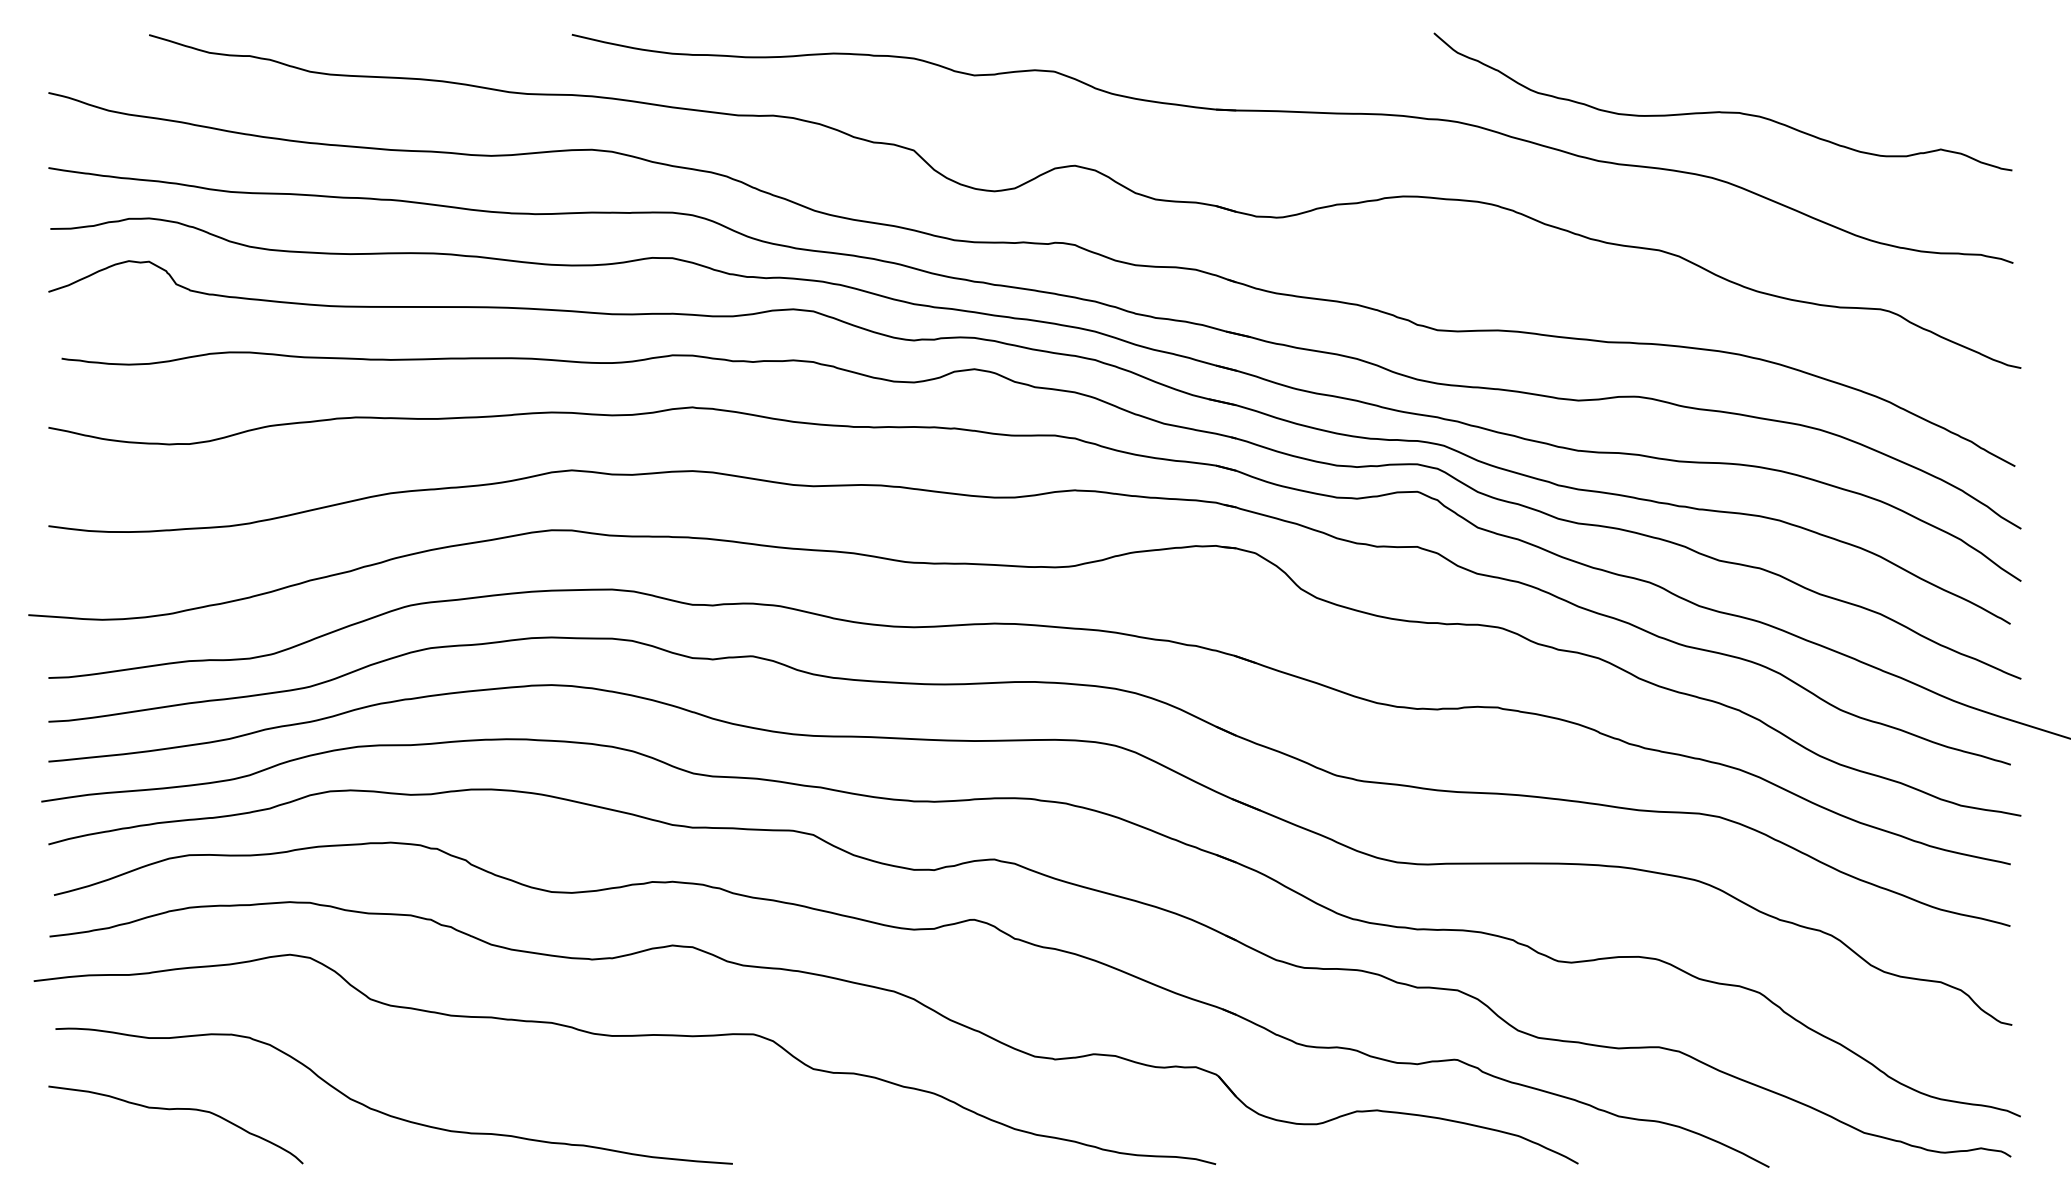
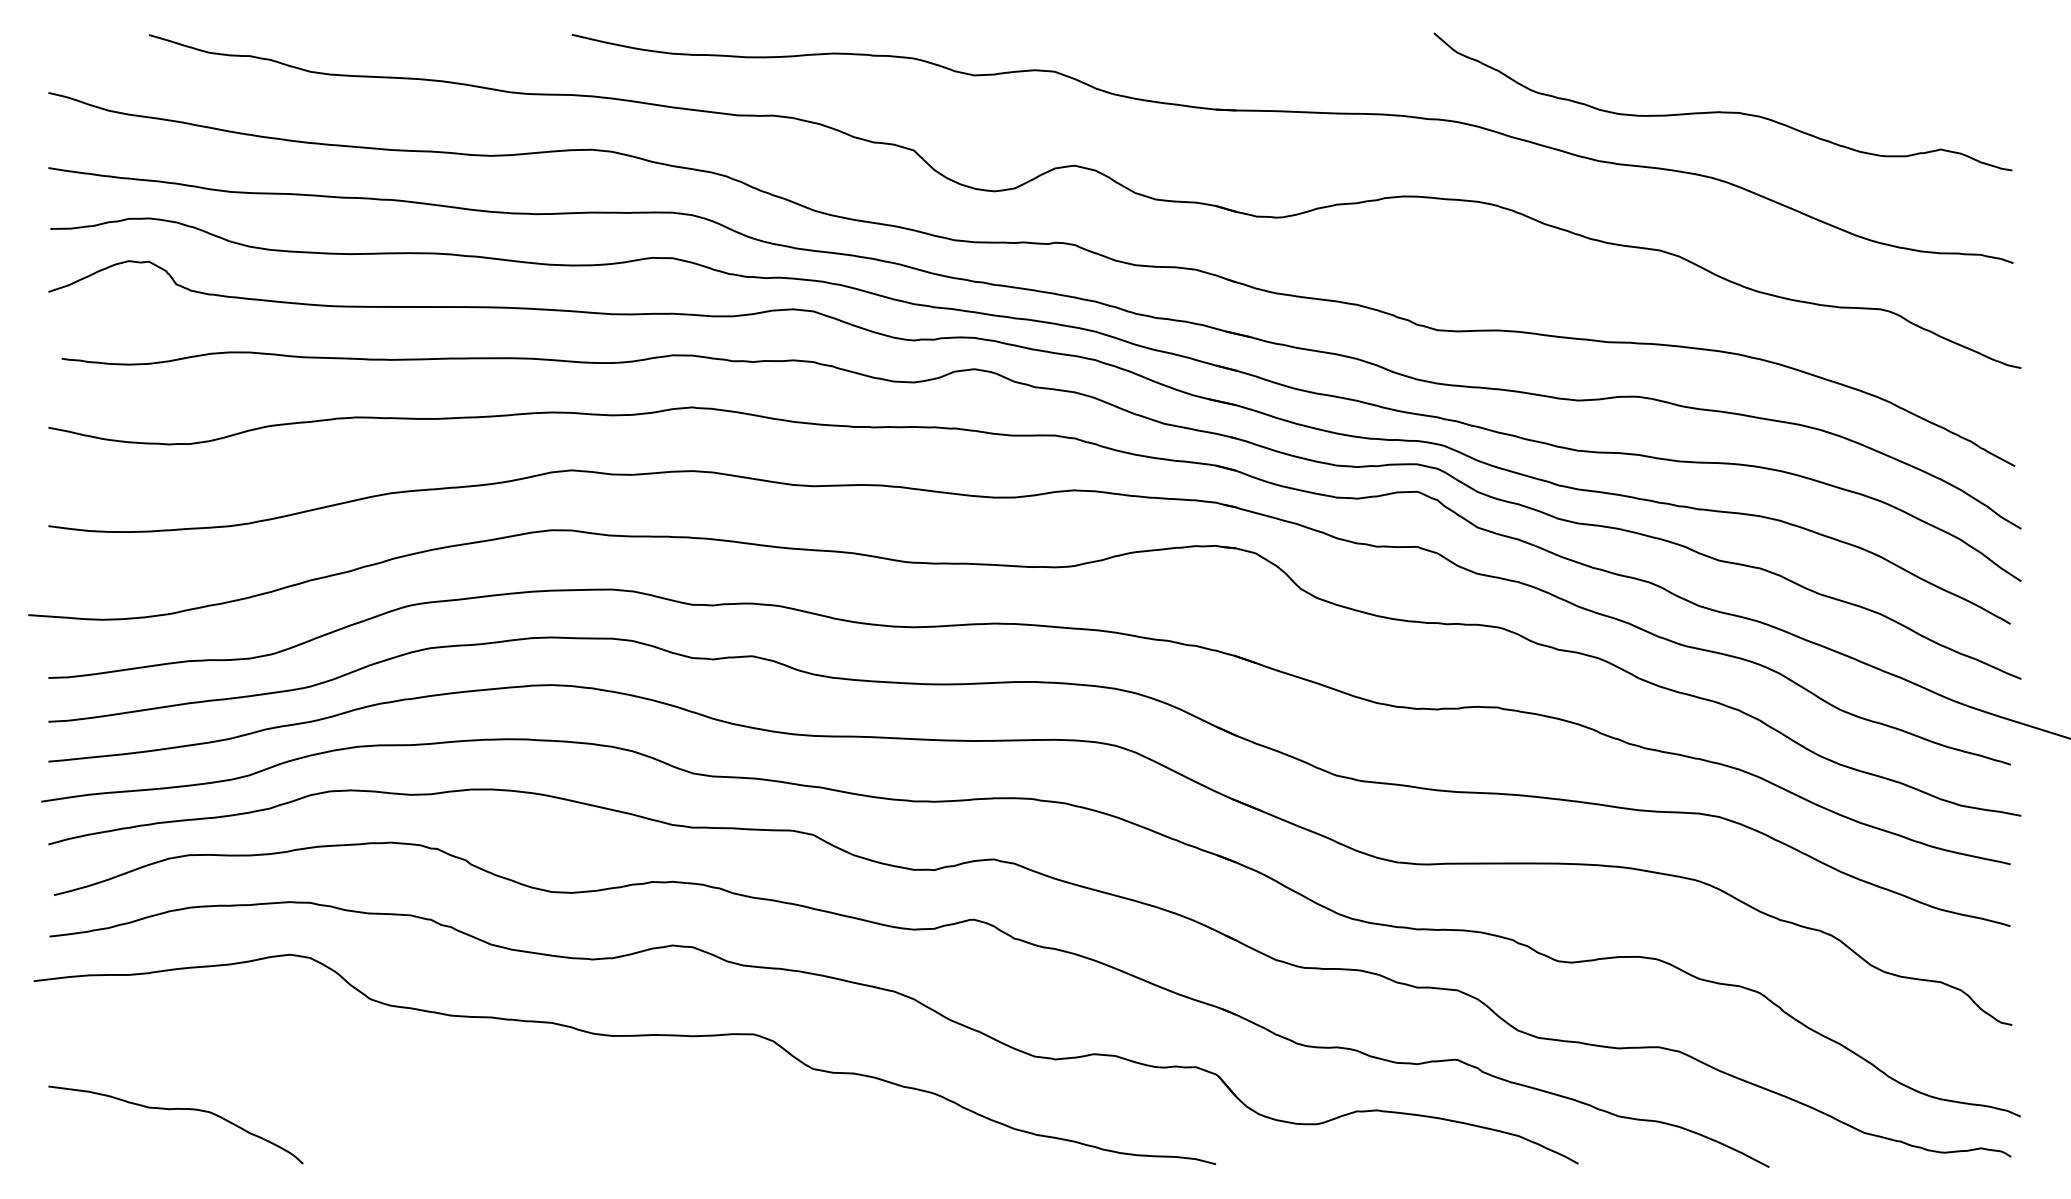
curve: present -> none (387, 1113)
